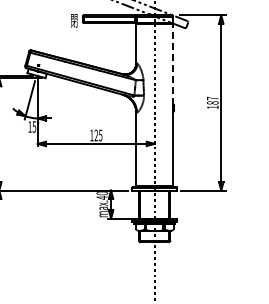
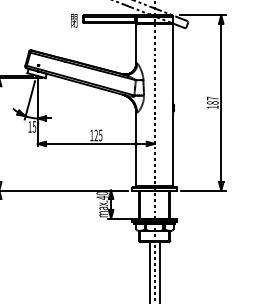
line: dashed -> solid (173, 63)
line: none -> present (149, 271)
line: none -> present (159, 271)
